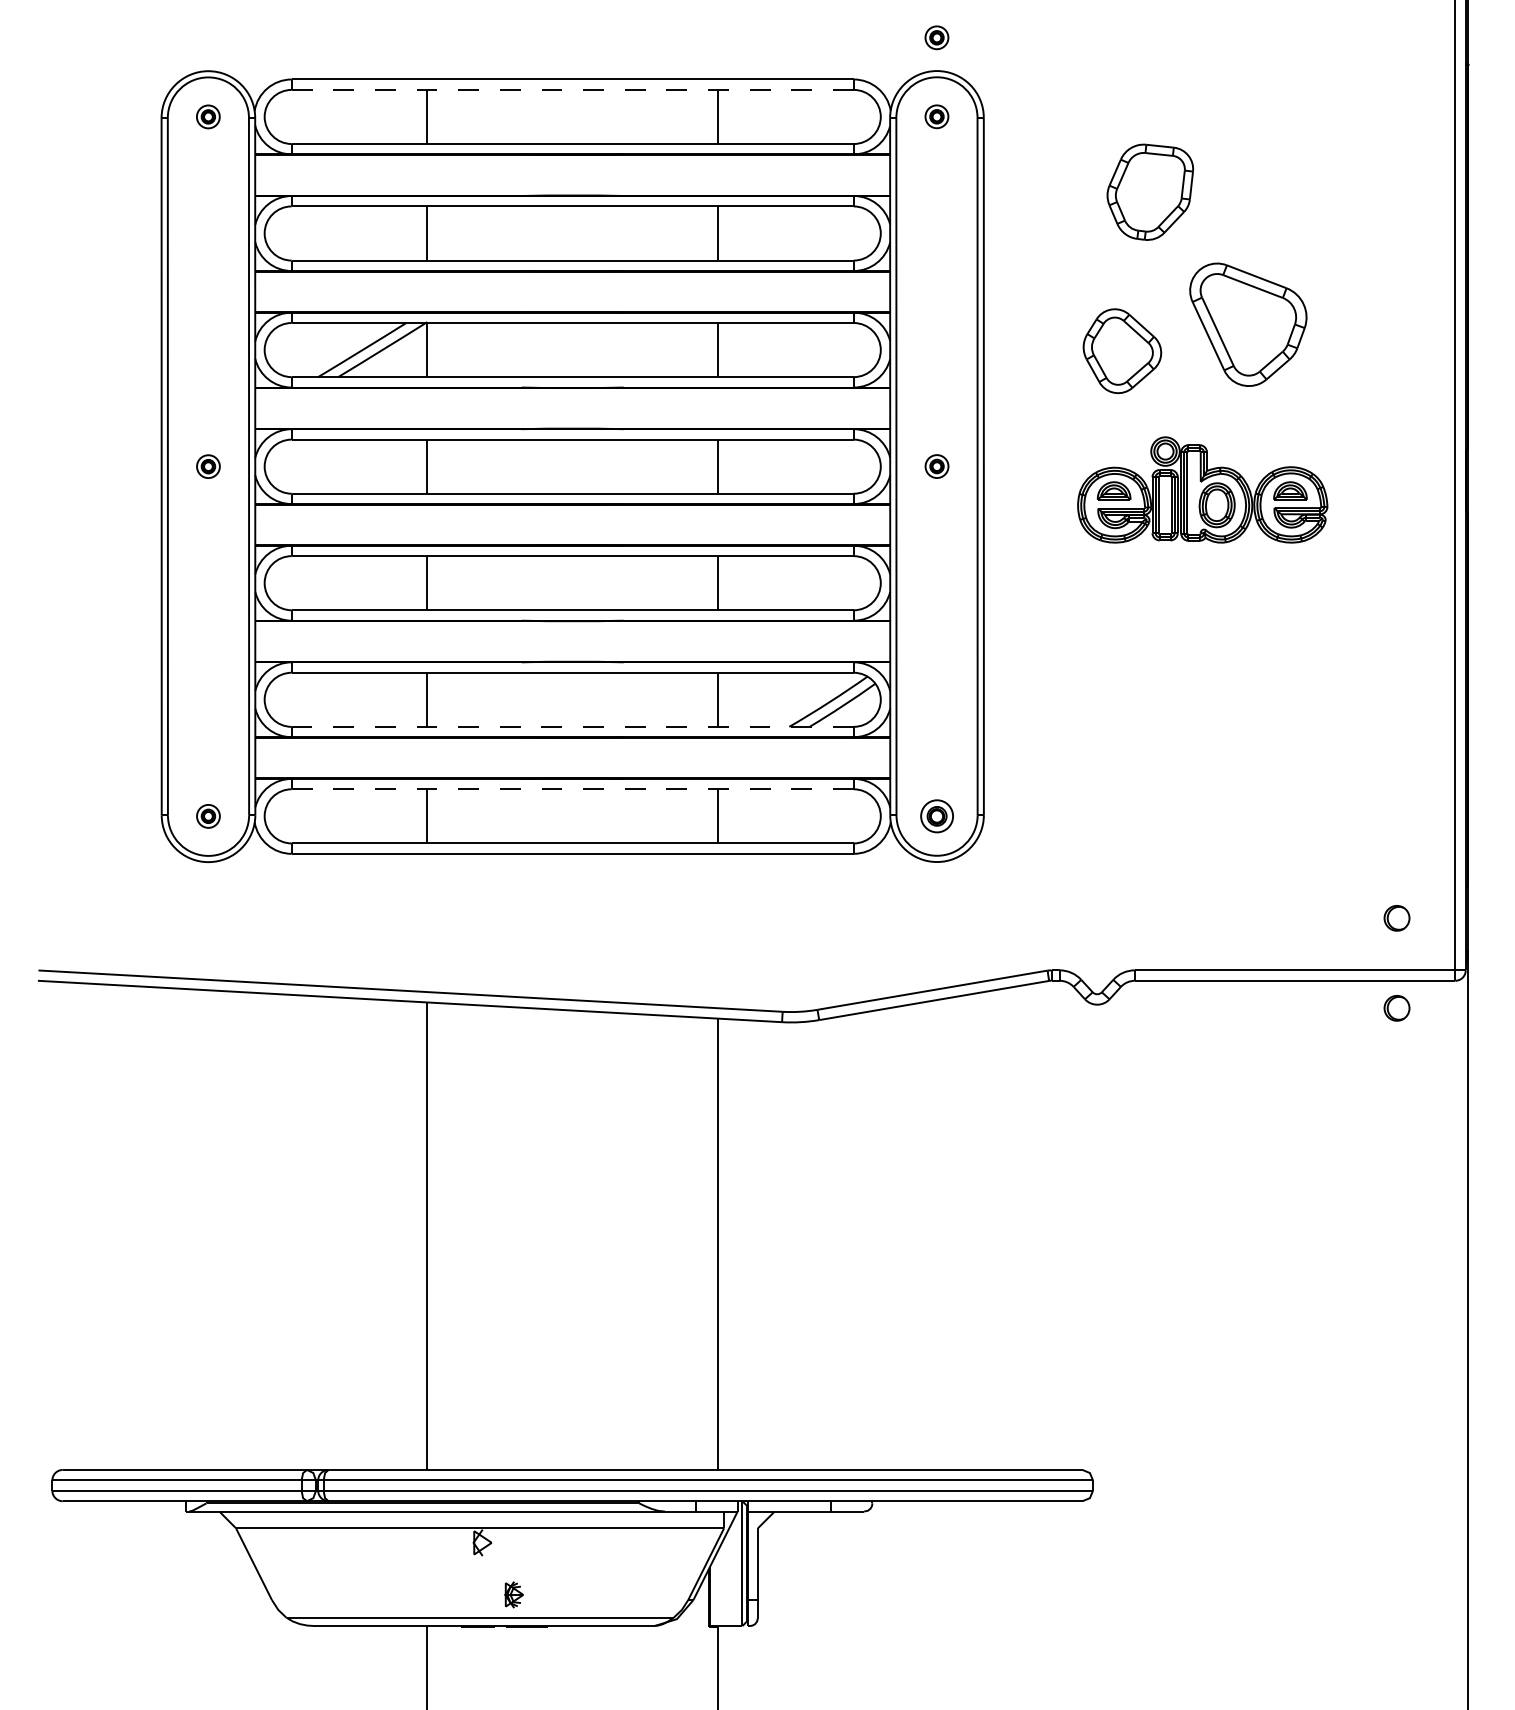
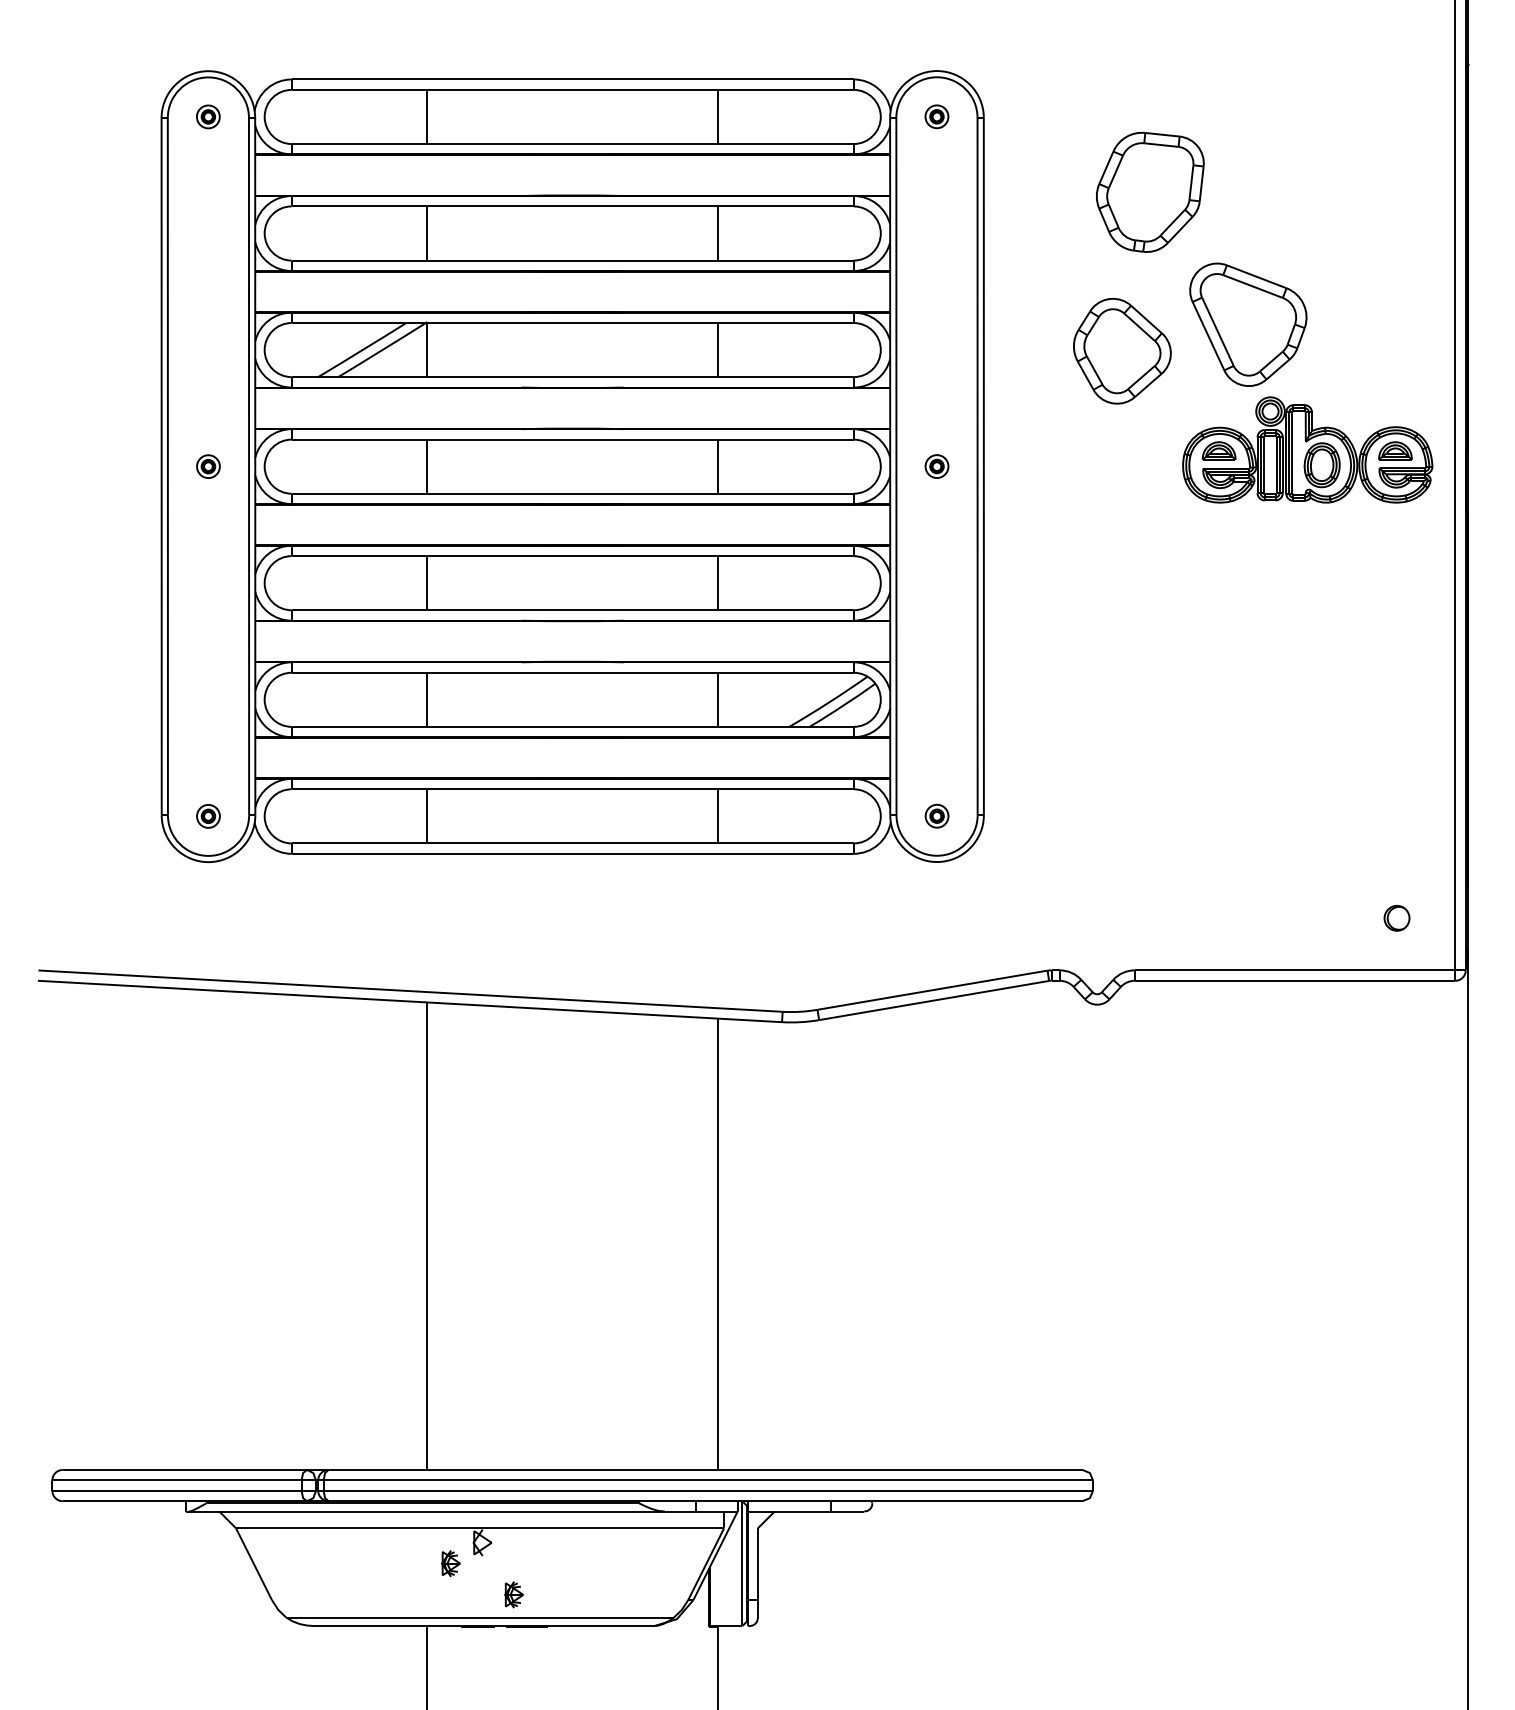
part: present -> none (936, 37)
line: dashed -> solid (572, 89)
part size: 89x98 px -> 109x122 px (1150, 191)
part size: 81x87 px -> 99x108 px (1122, 350)
part position: (1202, 489) -> (1307, 449) (1307, 449)
line: dashed -> solid (573, 726)
line: dashed -> solid (572, 789)
part size: 34x35 px -> 26x26 px (936, 815)
part: present -> none (1396, 1008)
part: none -> present (450, 1563)
